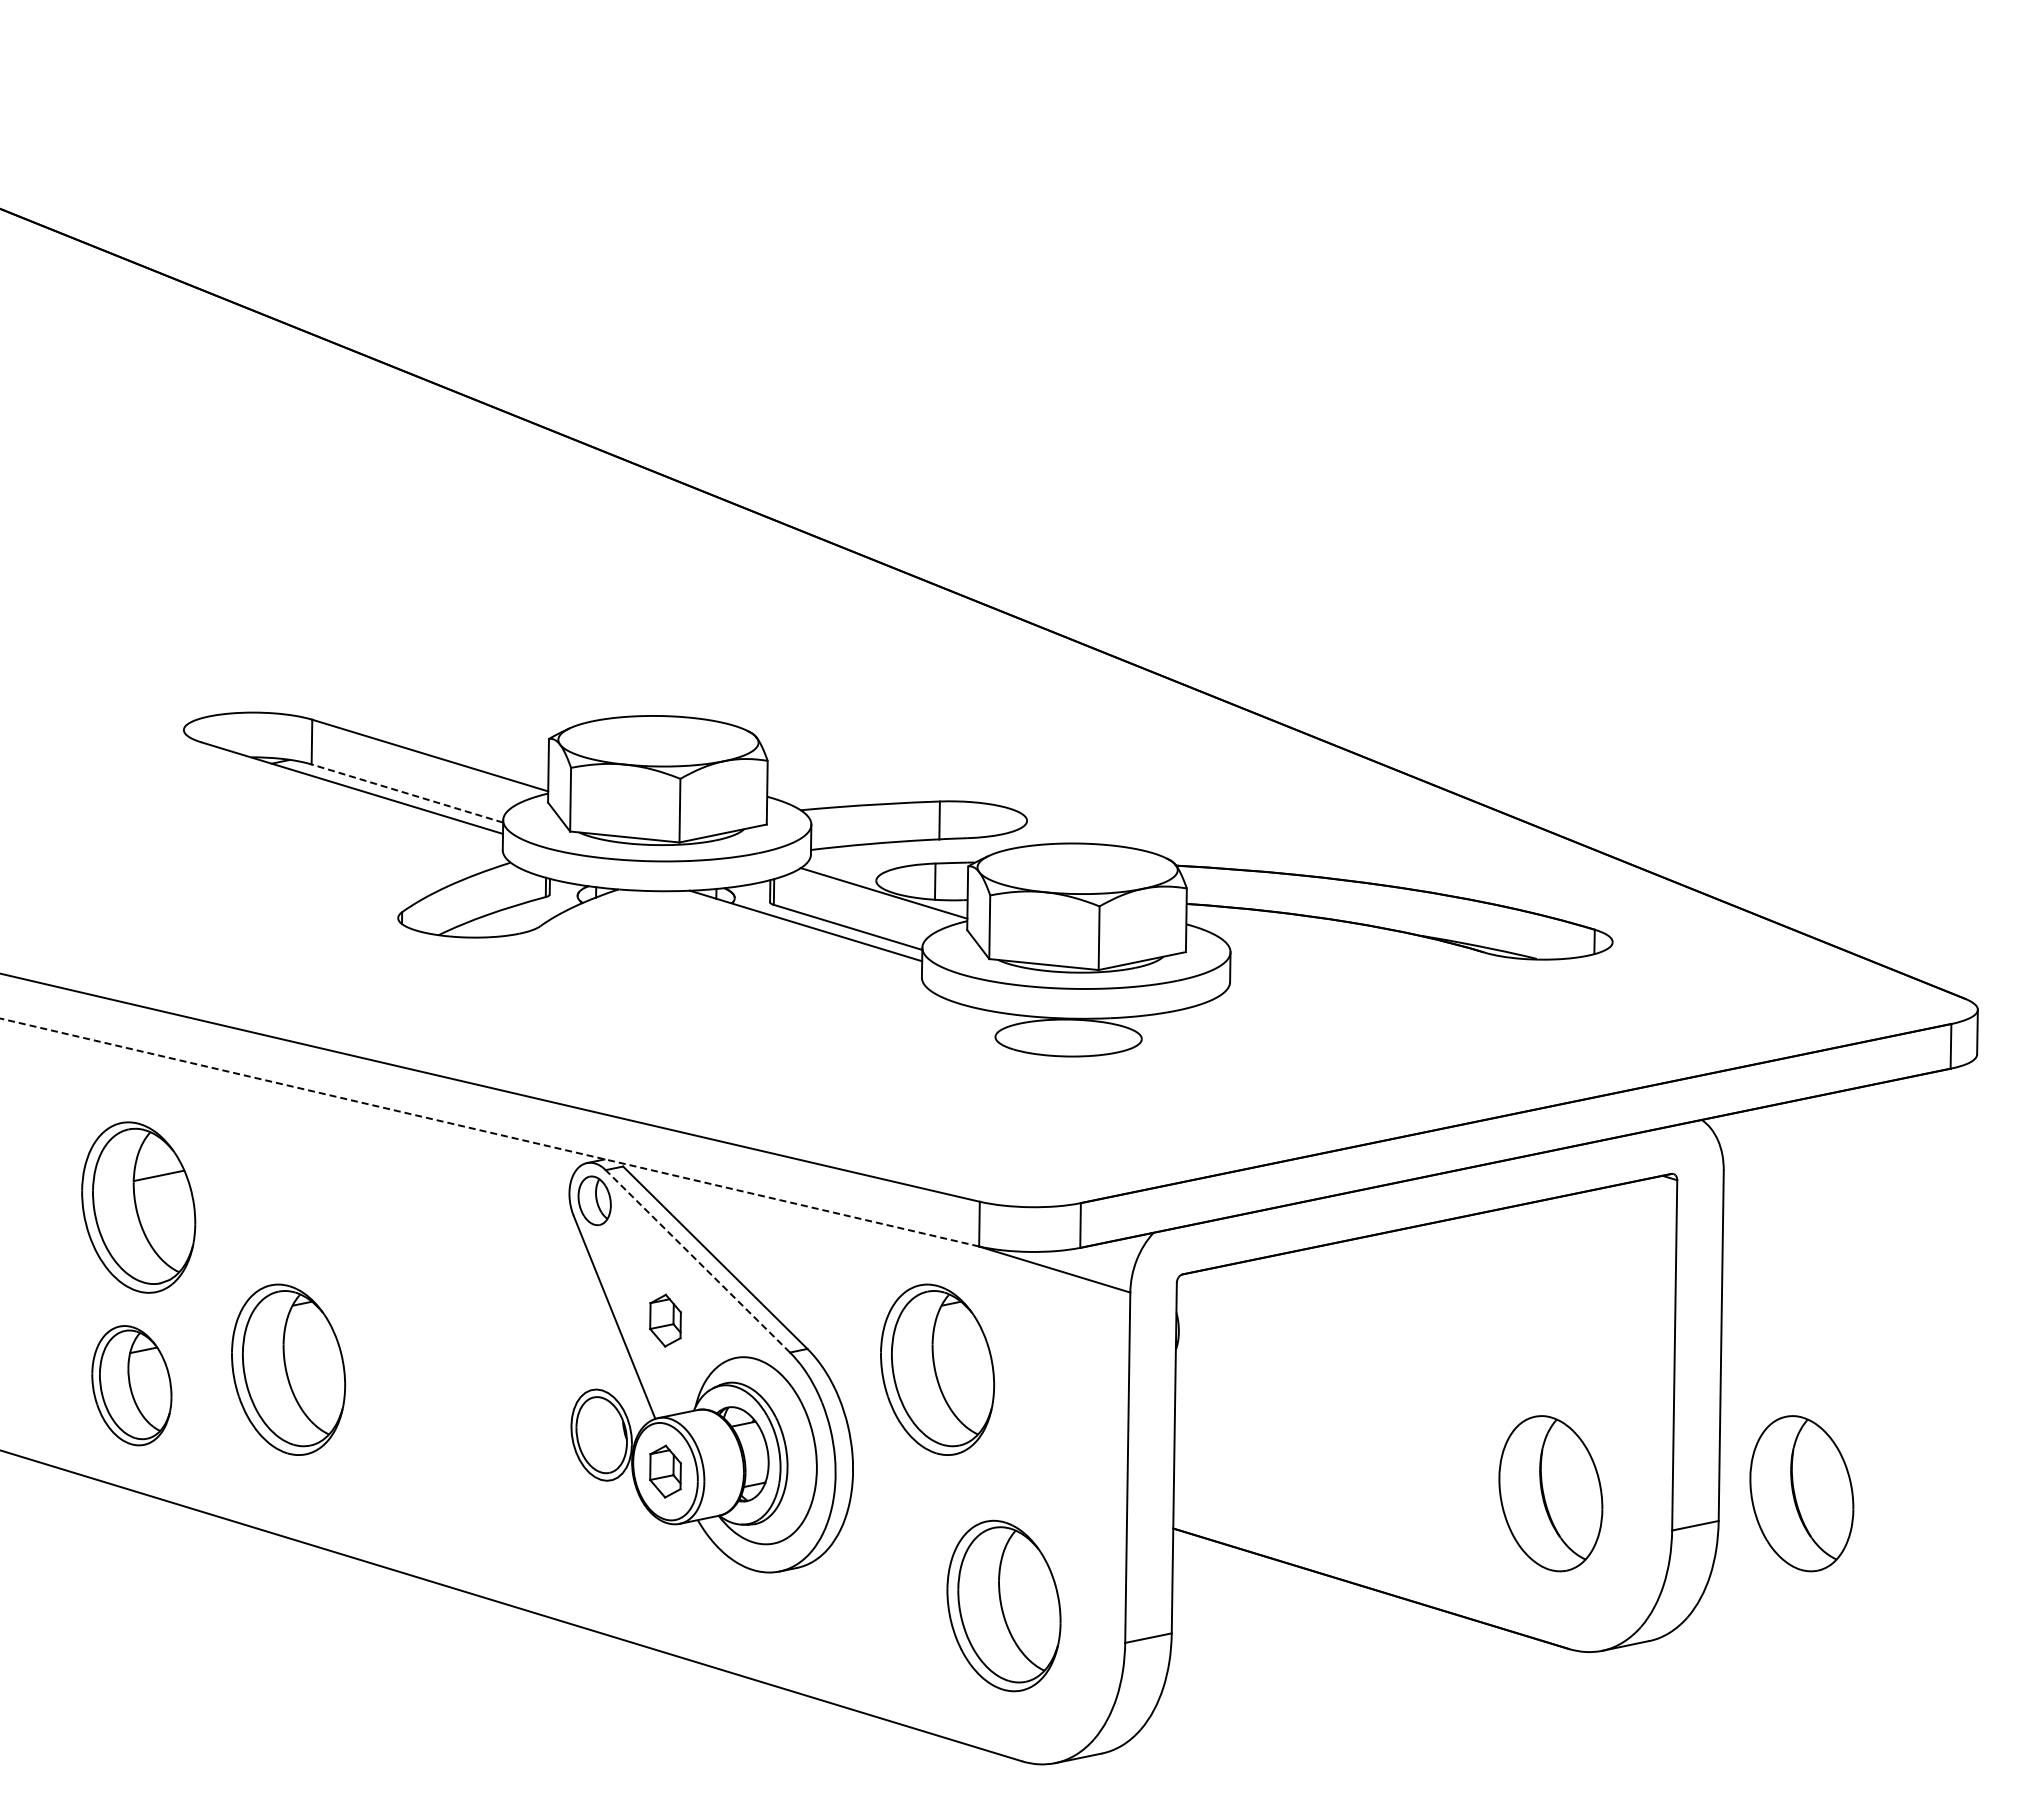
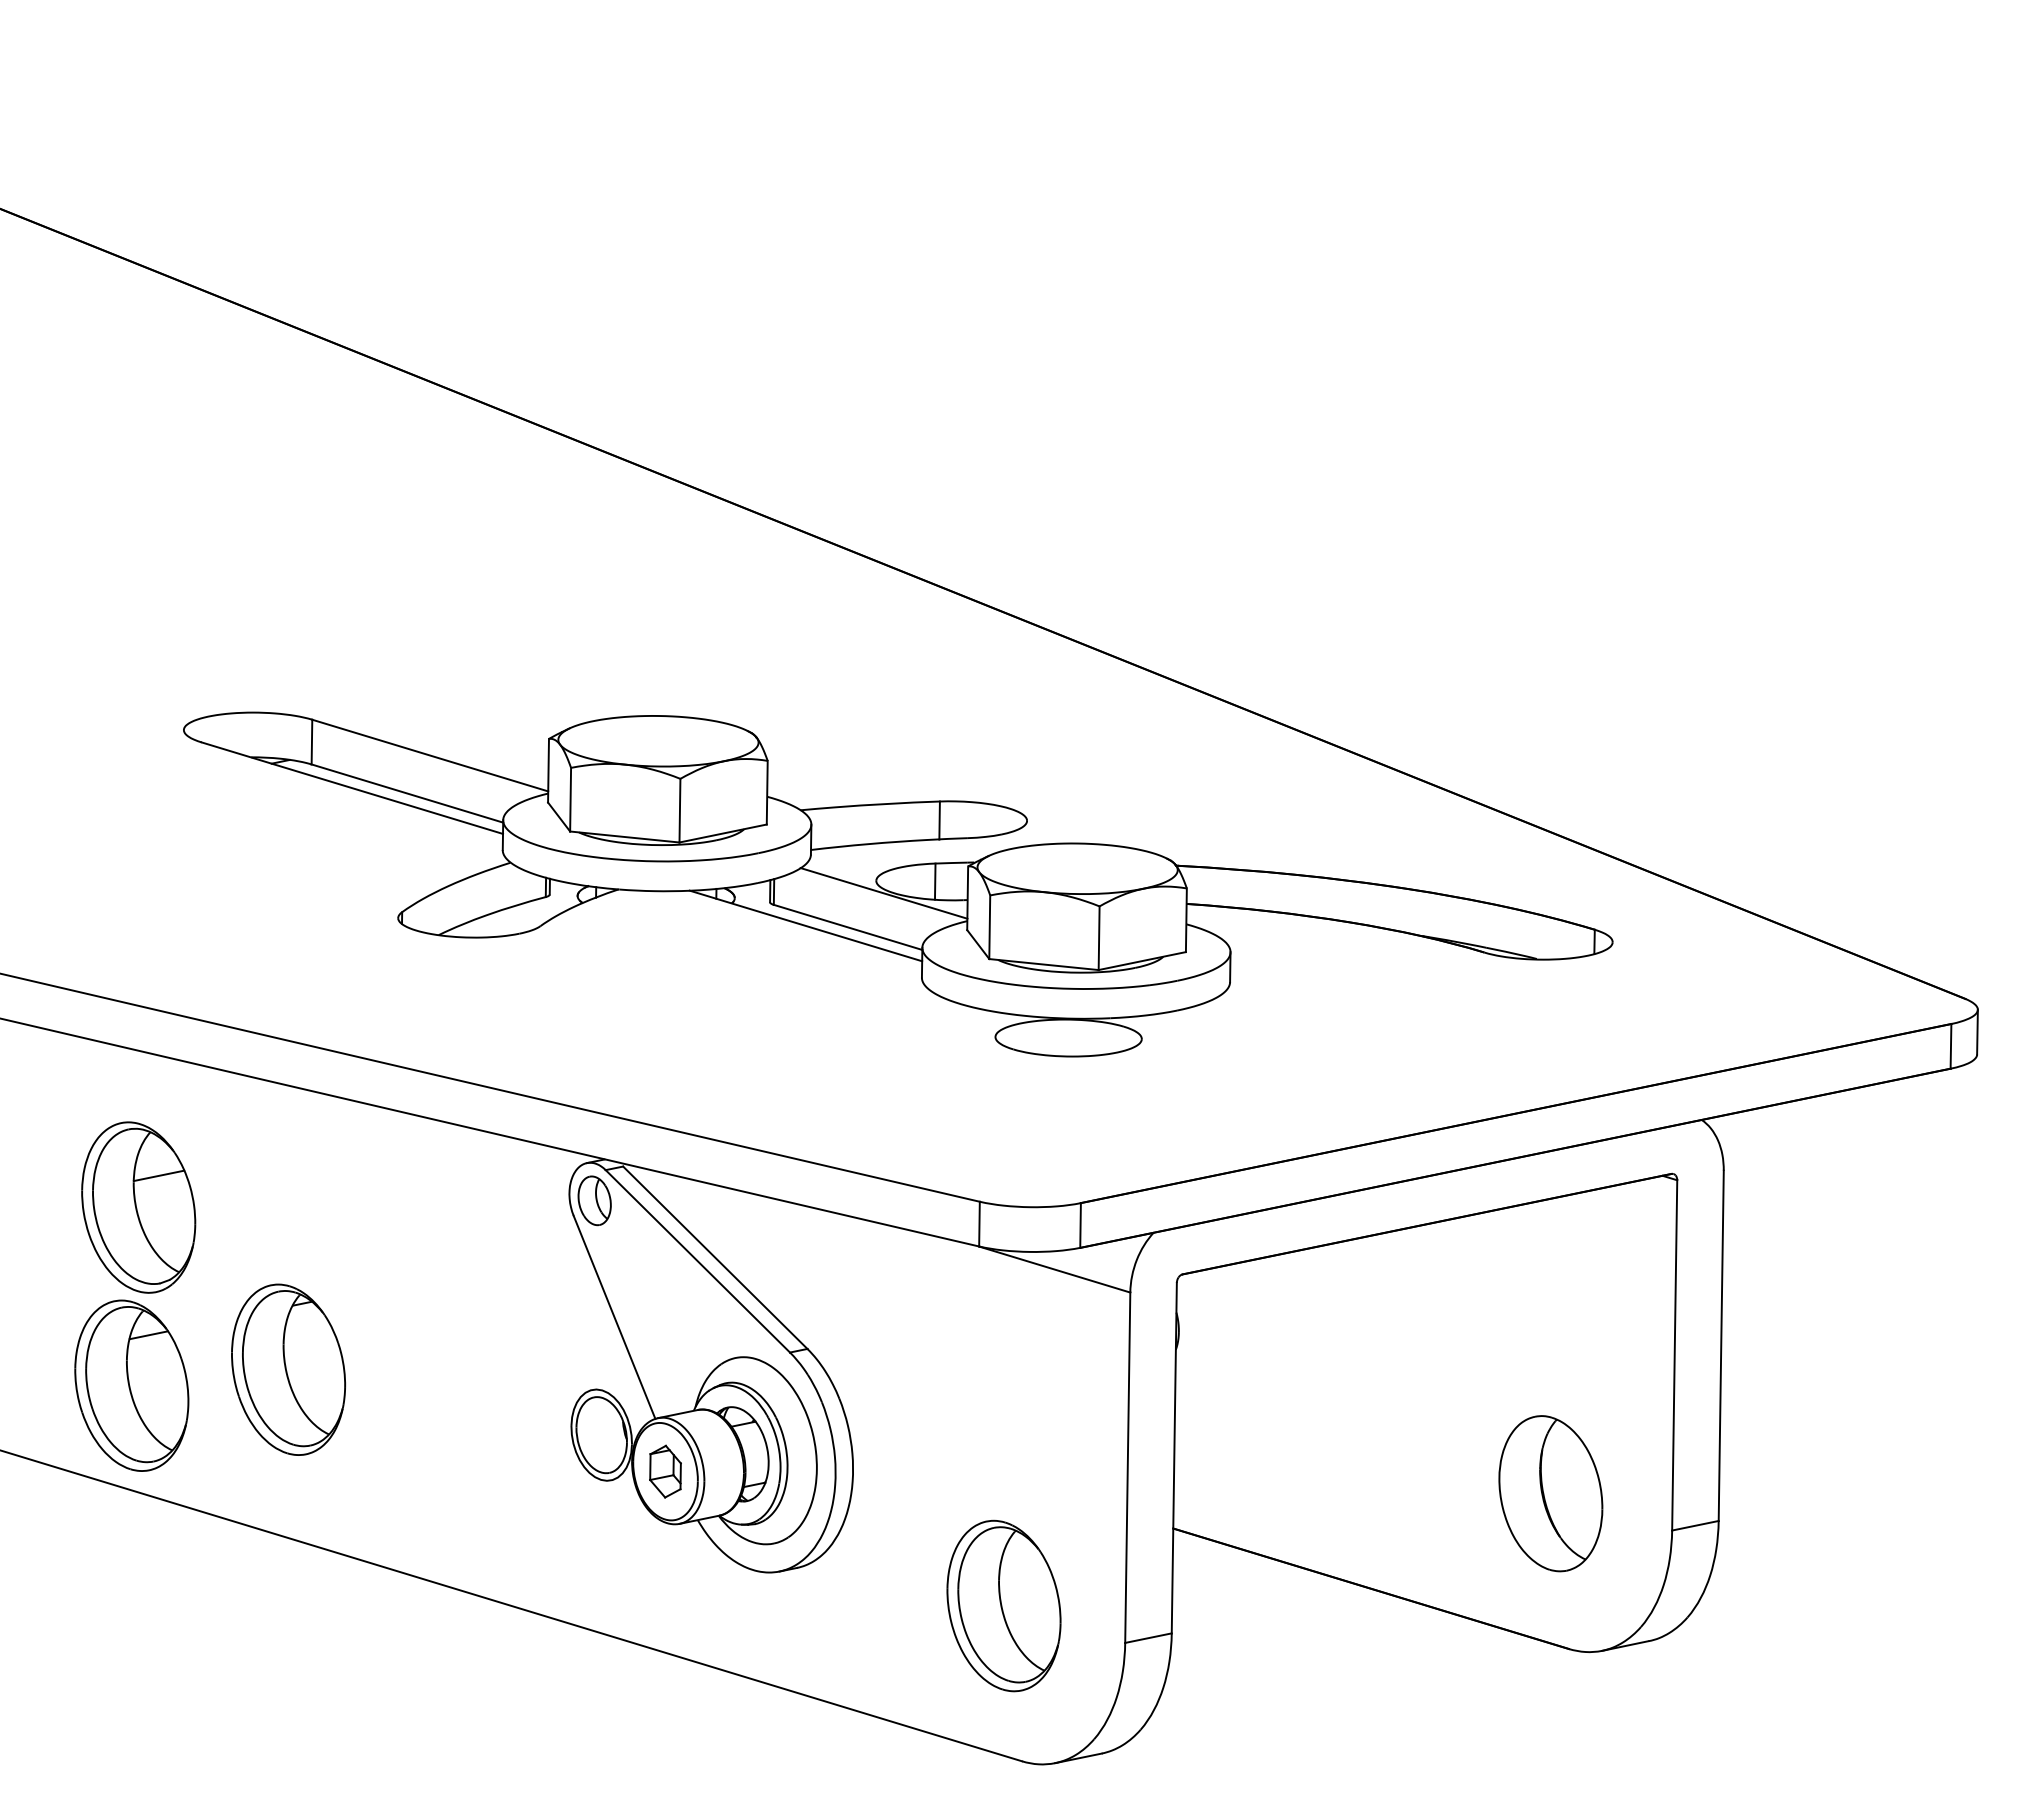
line: dashed -> solid (406, 793)
line: dashed -> solid (489, 1132)
line: dashed -> solid (697, 1261)
part: present -> none (665, 1320)
part: present -> none (937, 1369)
part size: 82x122 px -> 116x173 px (131, 1385)
part: present -> none (1801, 1493)
